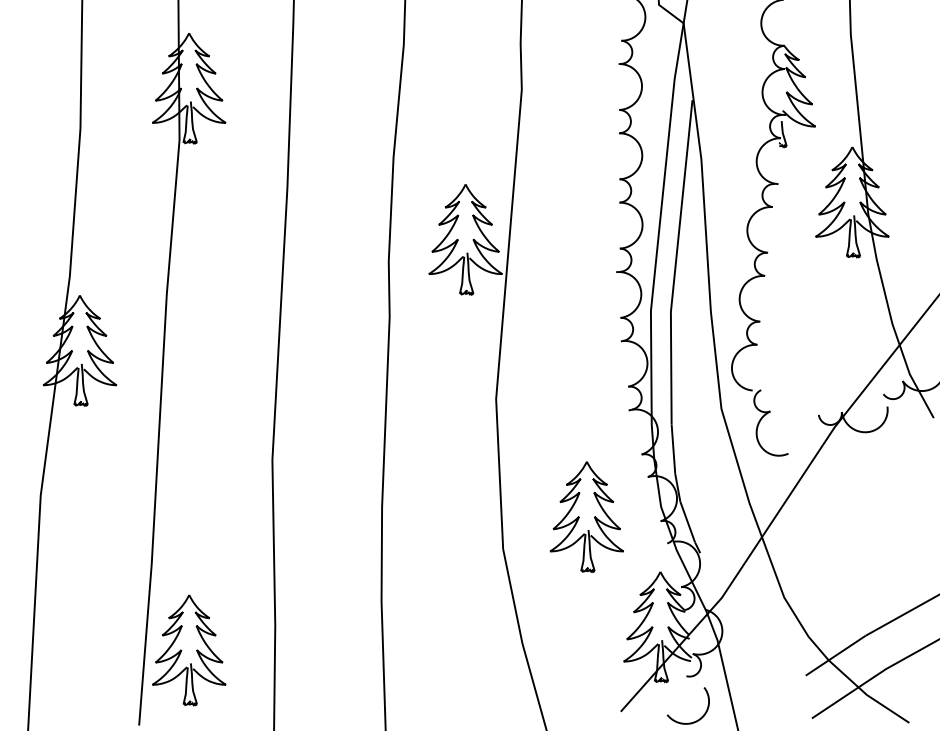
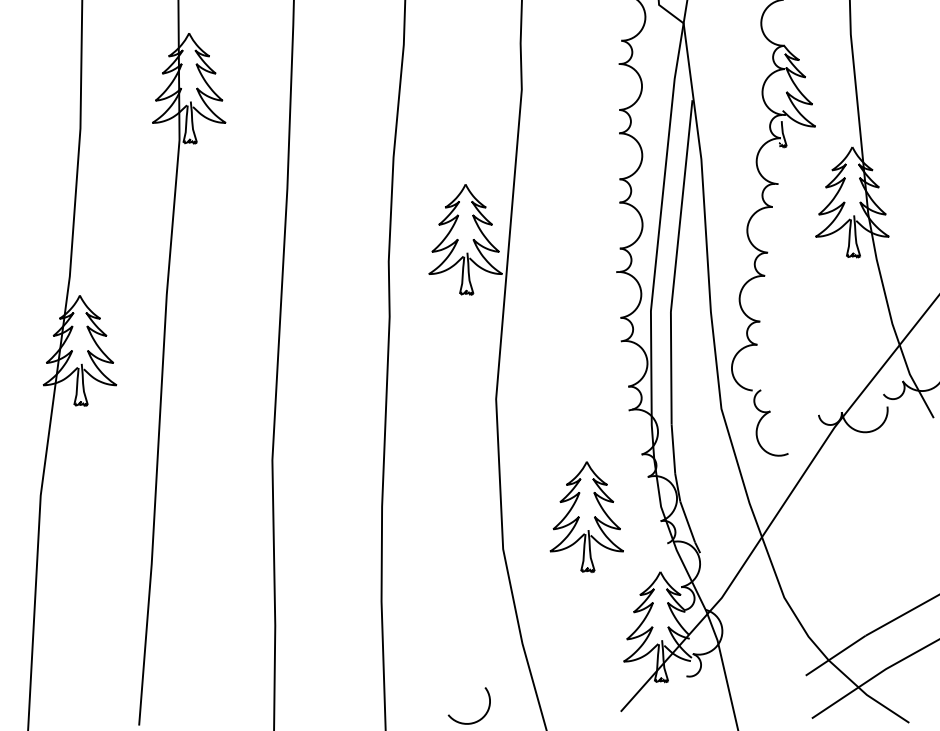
part: present -> none (189, 650)
arc position: (688, 722) -> (469, 722) (469, 722)
